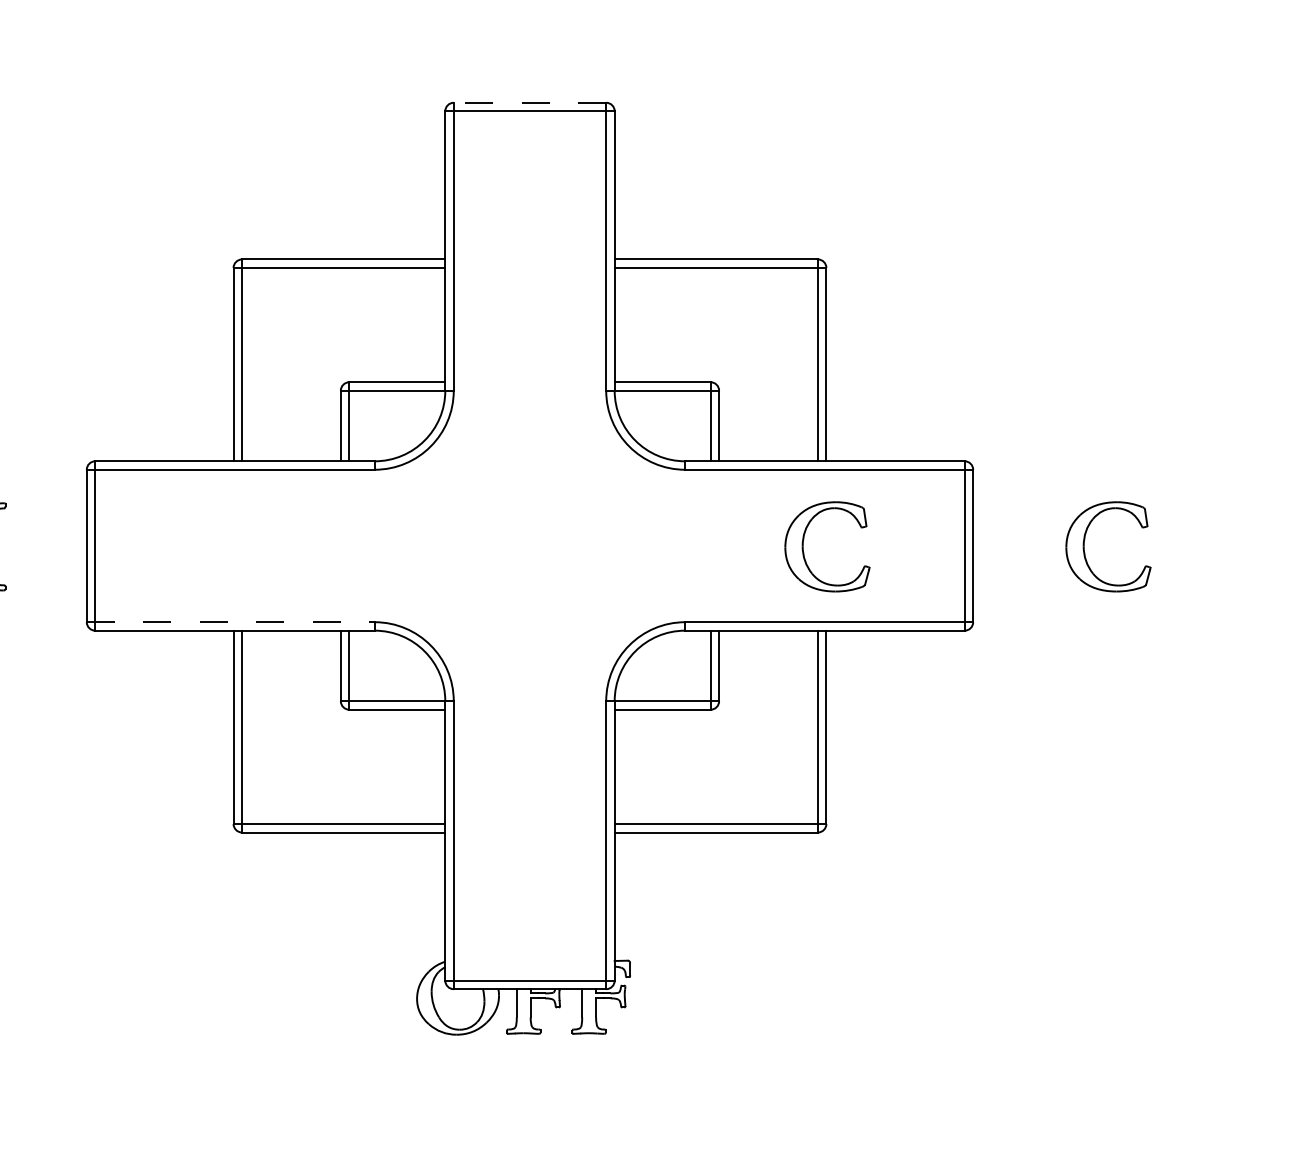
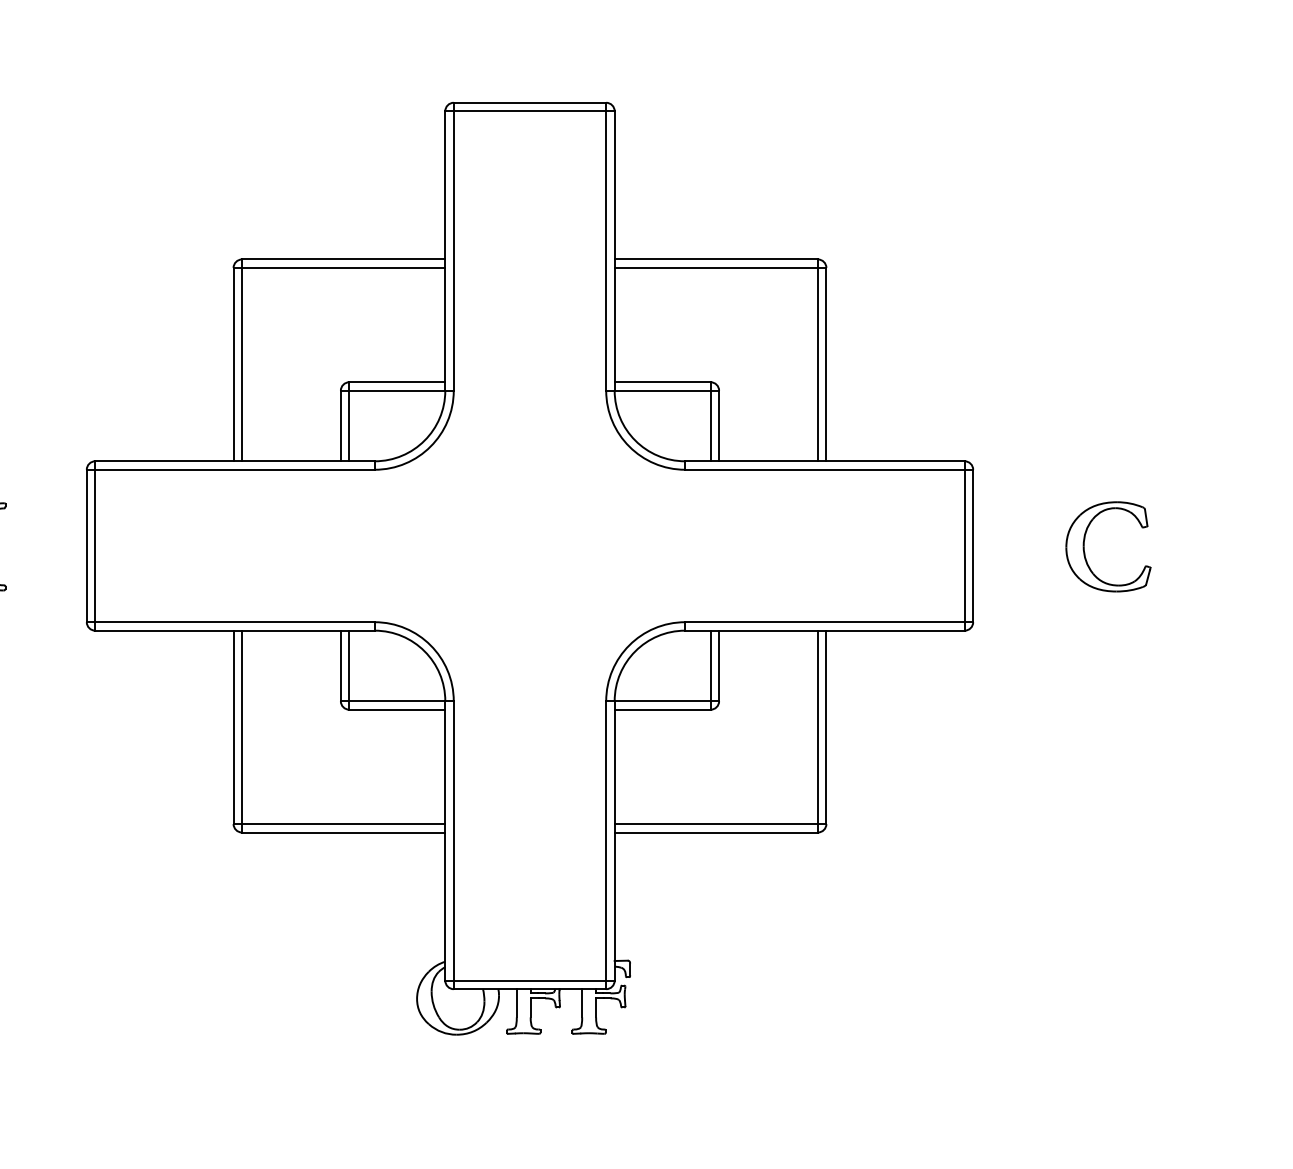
line: dashed -> solid (529, 102)
part: present -> none (804, 552)
line: dashed -> solid (230, 622)
